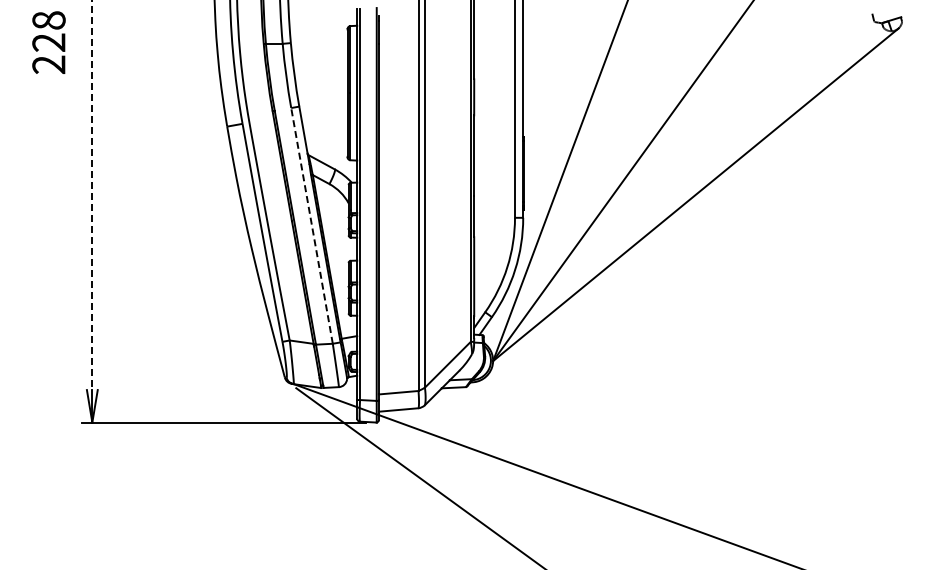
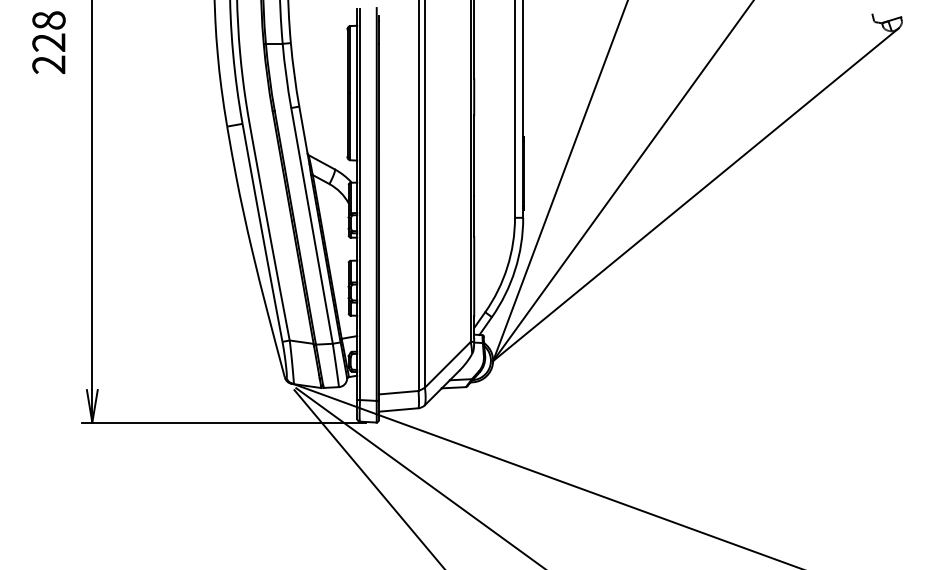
line: dashed -> solid (92, 195)
line: dashed -> solid (312, 225)
line: none -> present (368, 478)
